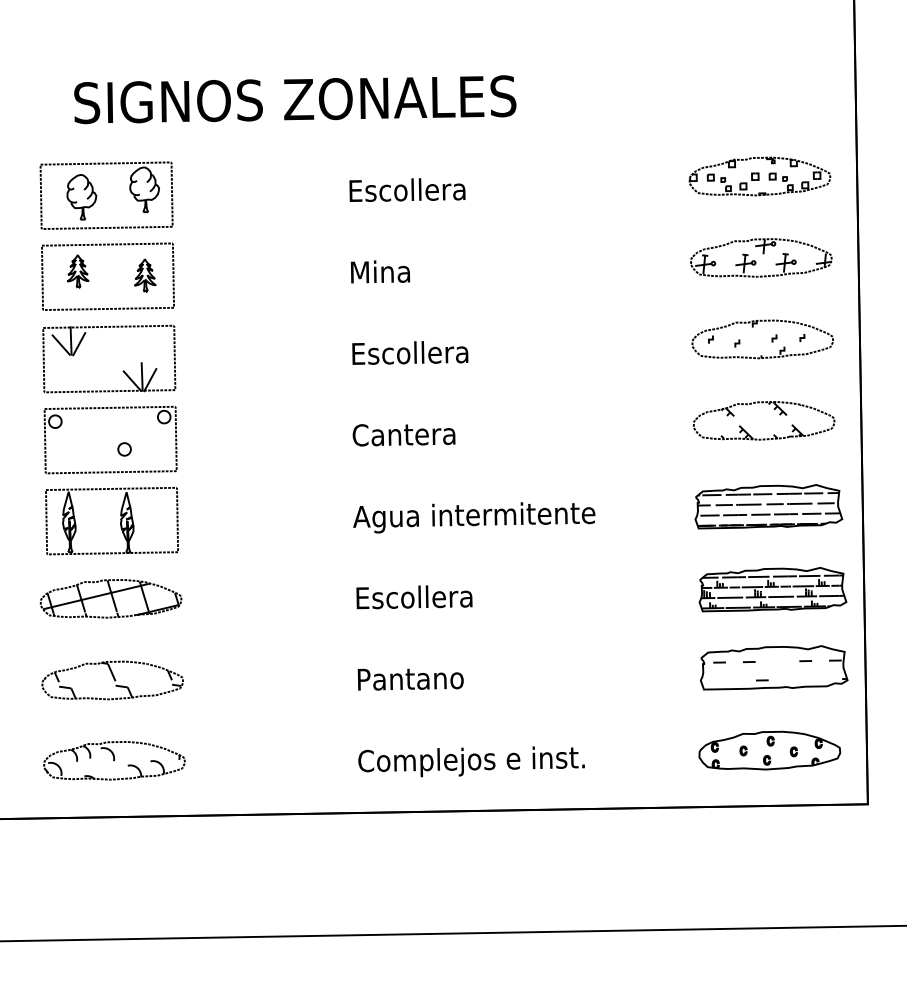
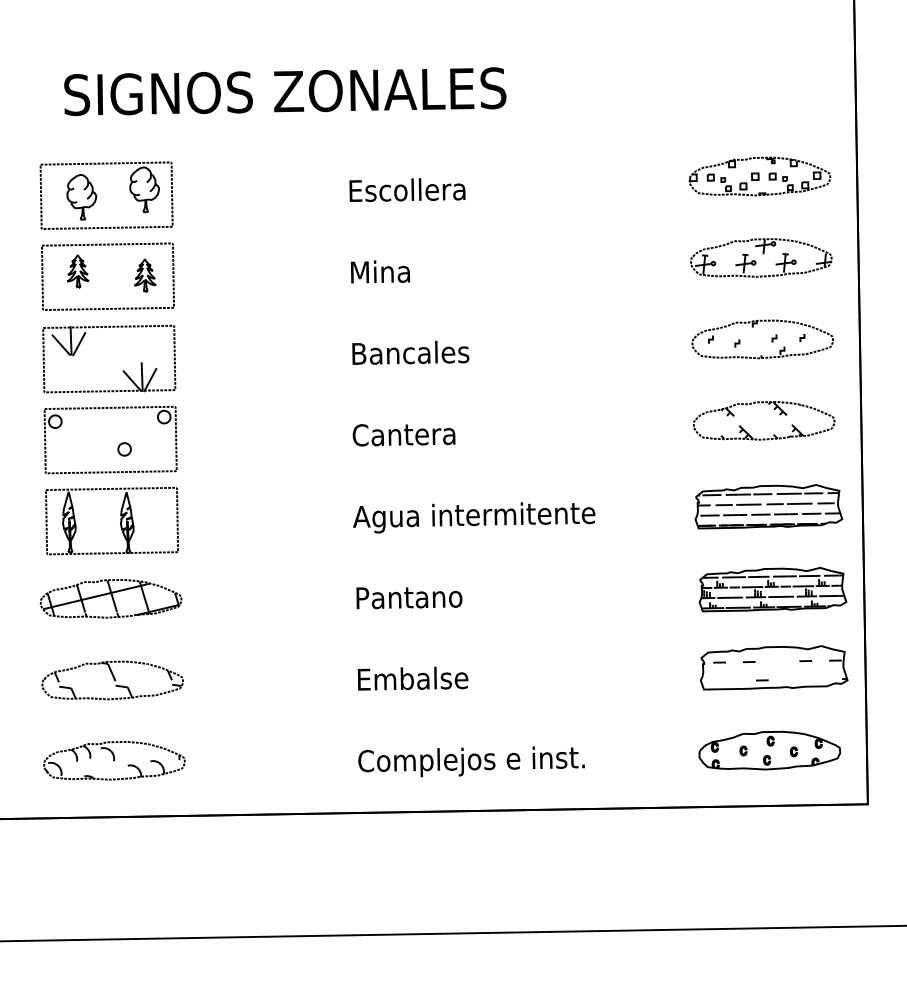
text position: (295, 99) -> (285, 91) (285, 91)
text: Escollera -> Bancales (414, 352)
text: Escollera -> Pantano (415, 597)
text: Pantano -> Embalse (414, 678)
